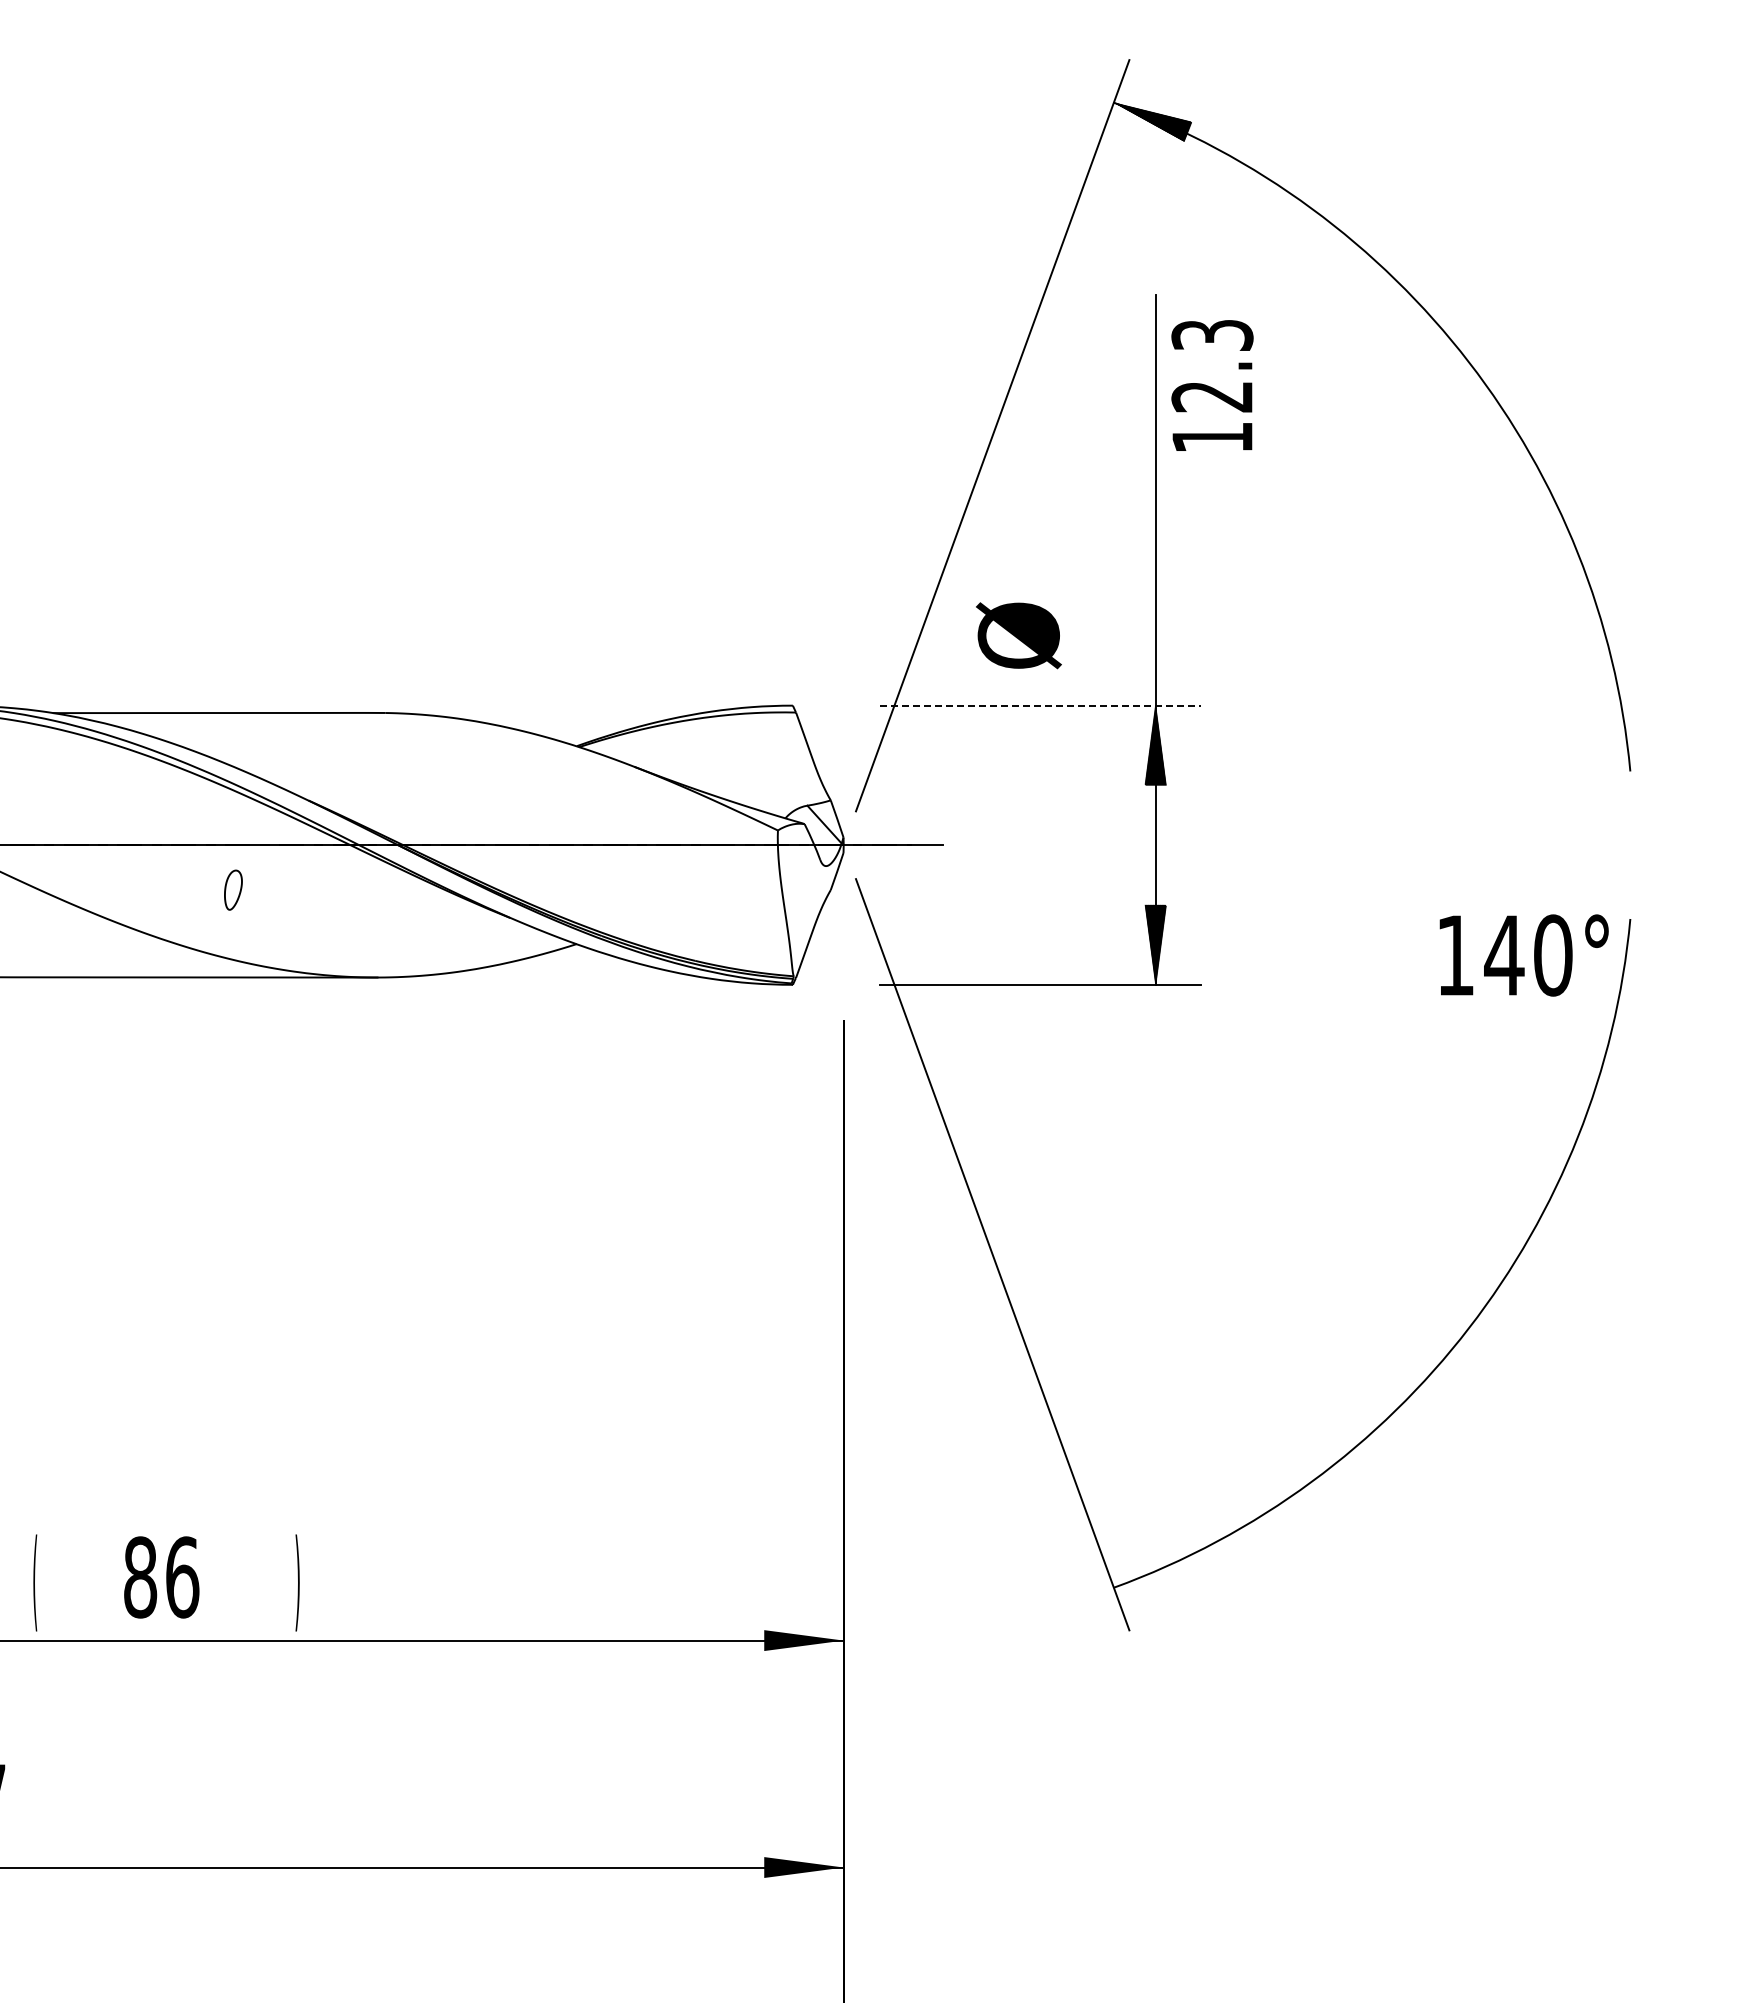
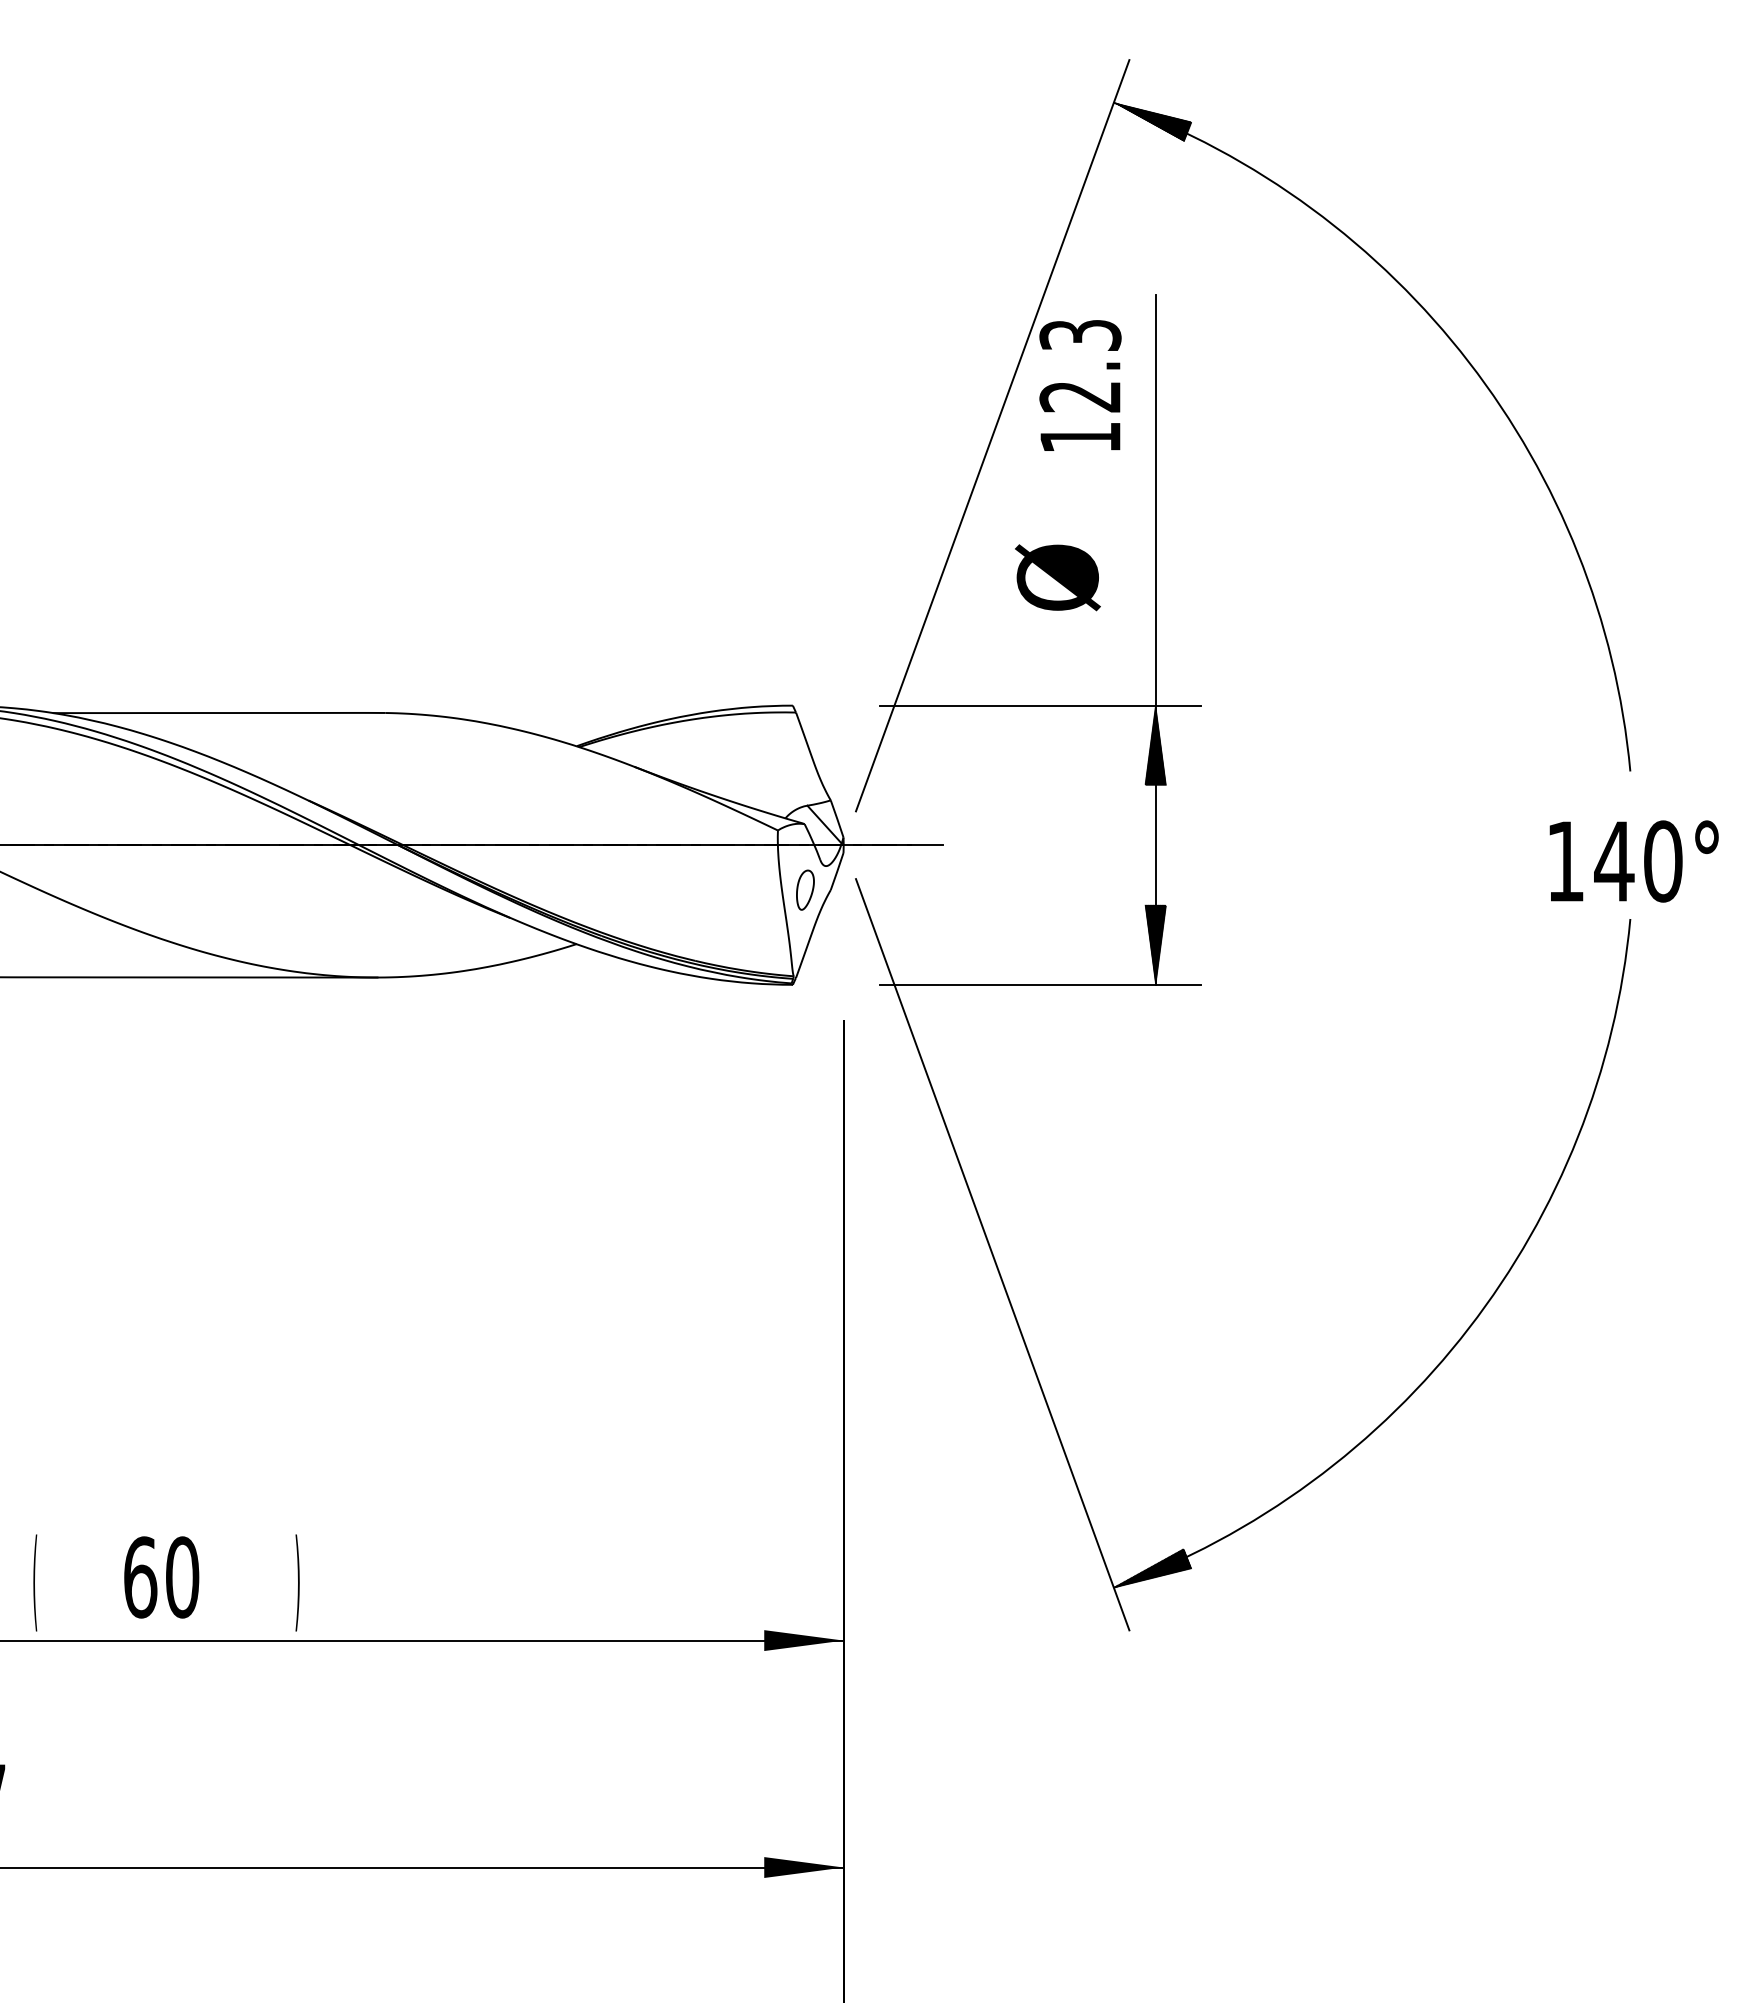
text position: (1212, 385) -> (1080, 385) (1080, 385)
text position: (1018, 635) -> (1057, 577) (1057, 577)
line: dashed -> solid (1040, 705)
part position: (233, 889) -> (805, 889) (805, 889)
text position: (1523, 955) -> (1633, 861) (1633, 861)
hatch: none -> present (1152, 1568)
text: 86 -> 60 (161, 1577)
